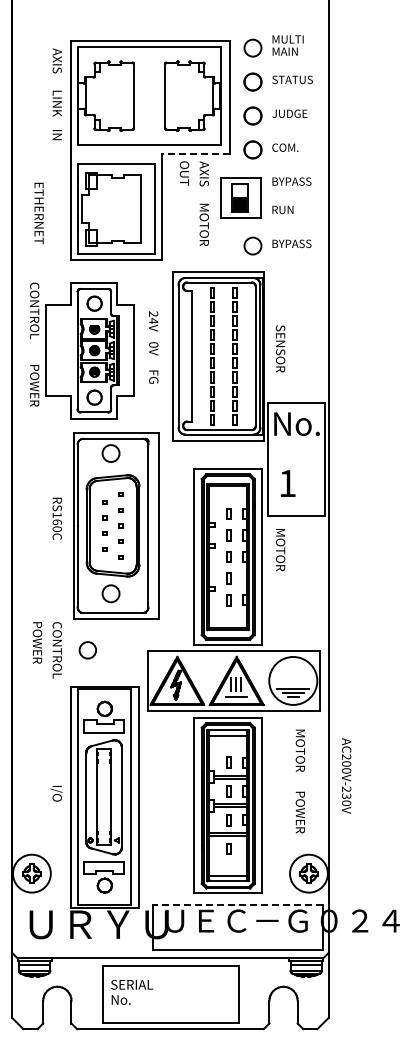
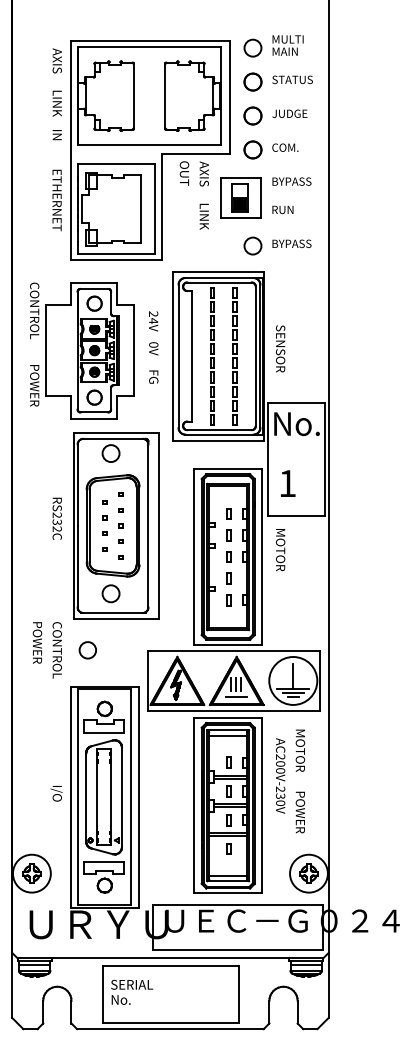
line: dashed -> solid (195, 154)
text position: (38, 213) -> (56, 200) (56, 200)
text: MOTOR -> LINK (203, 224)
text: RS160C -> RS232C (56, 521)
line: none -> present (293, 676)
text position: (346, 775) -> (280, 775) (280, 775)
line: dashed -> solid (238, 904)
